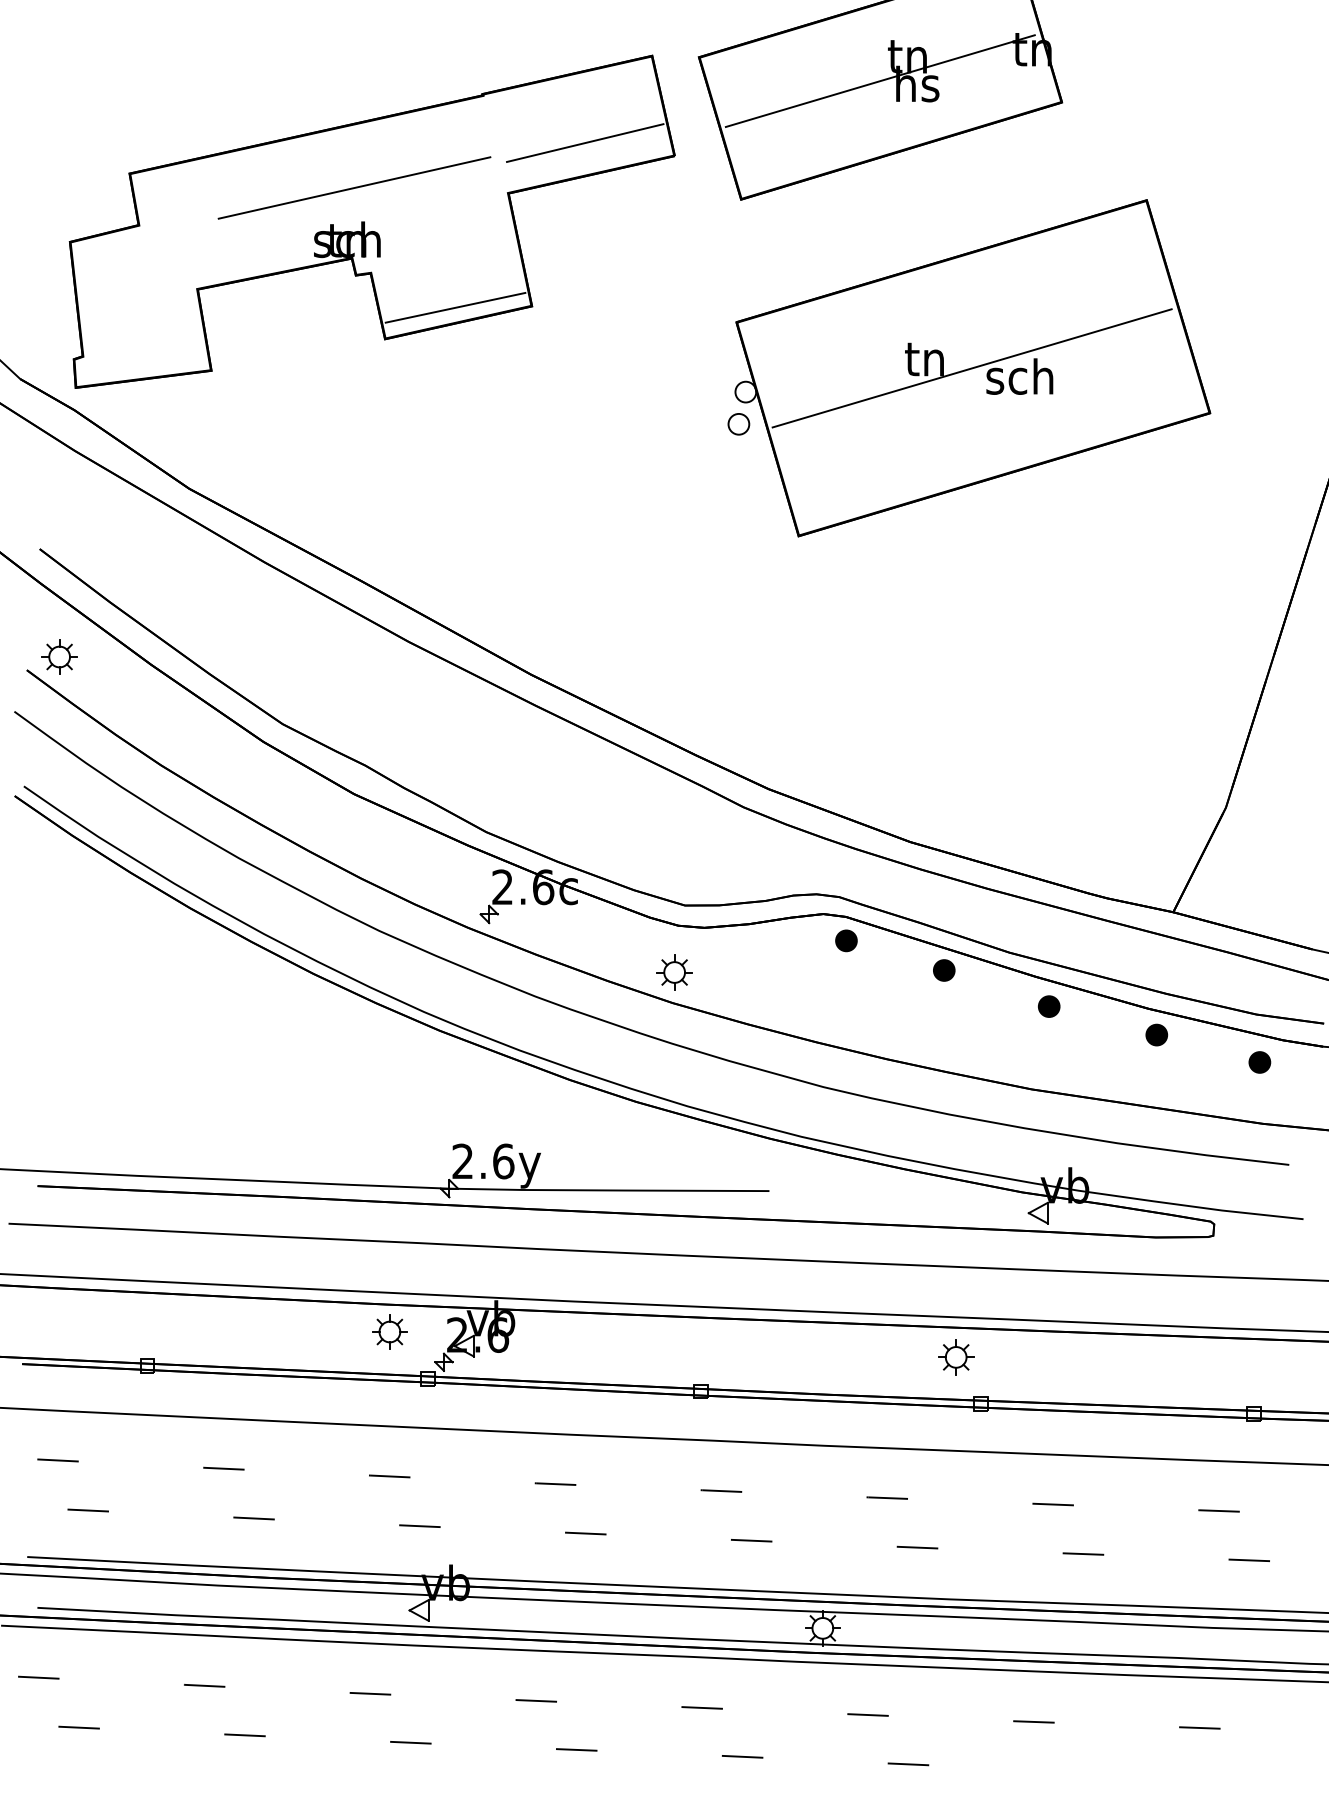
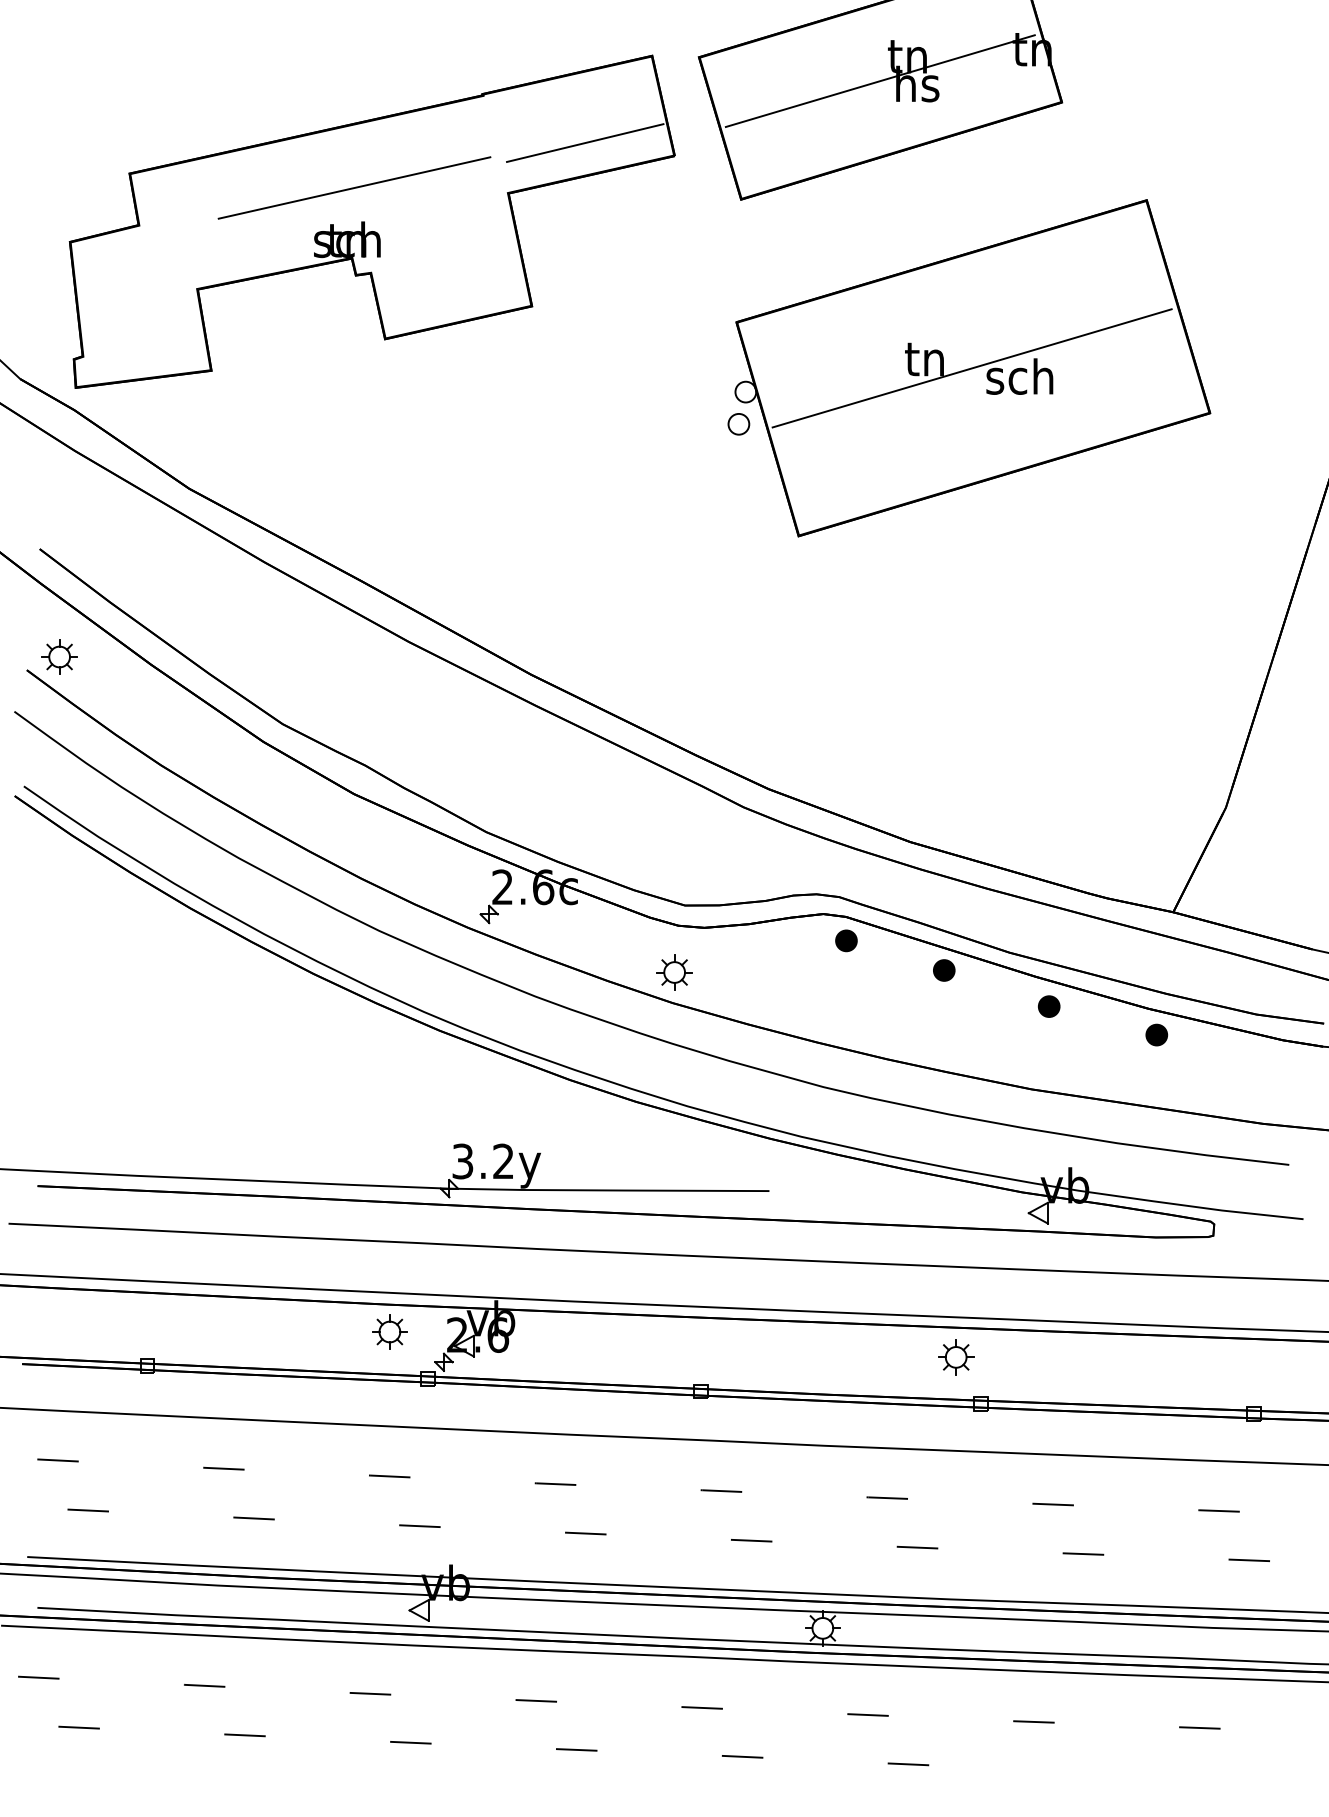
line: present -> none (455, 307)
part: present -> none (1259, 1062)
text: 2.6y -> 3.2y (483, 1161)
